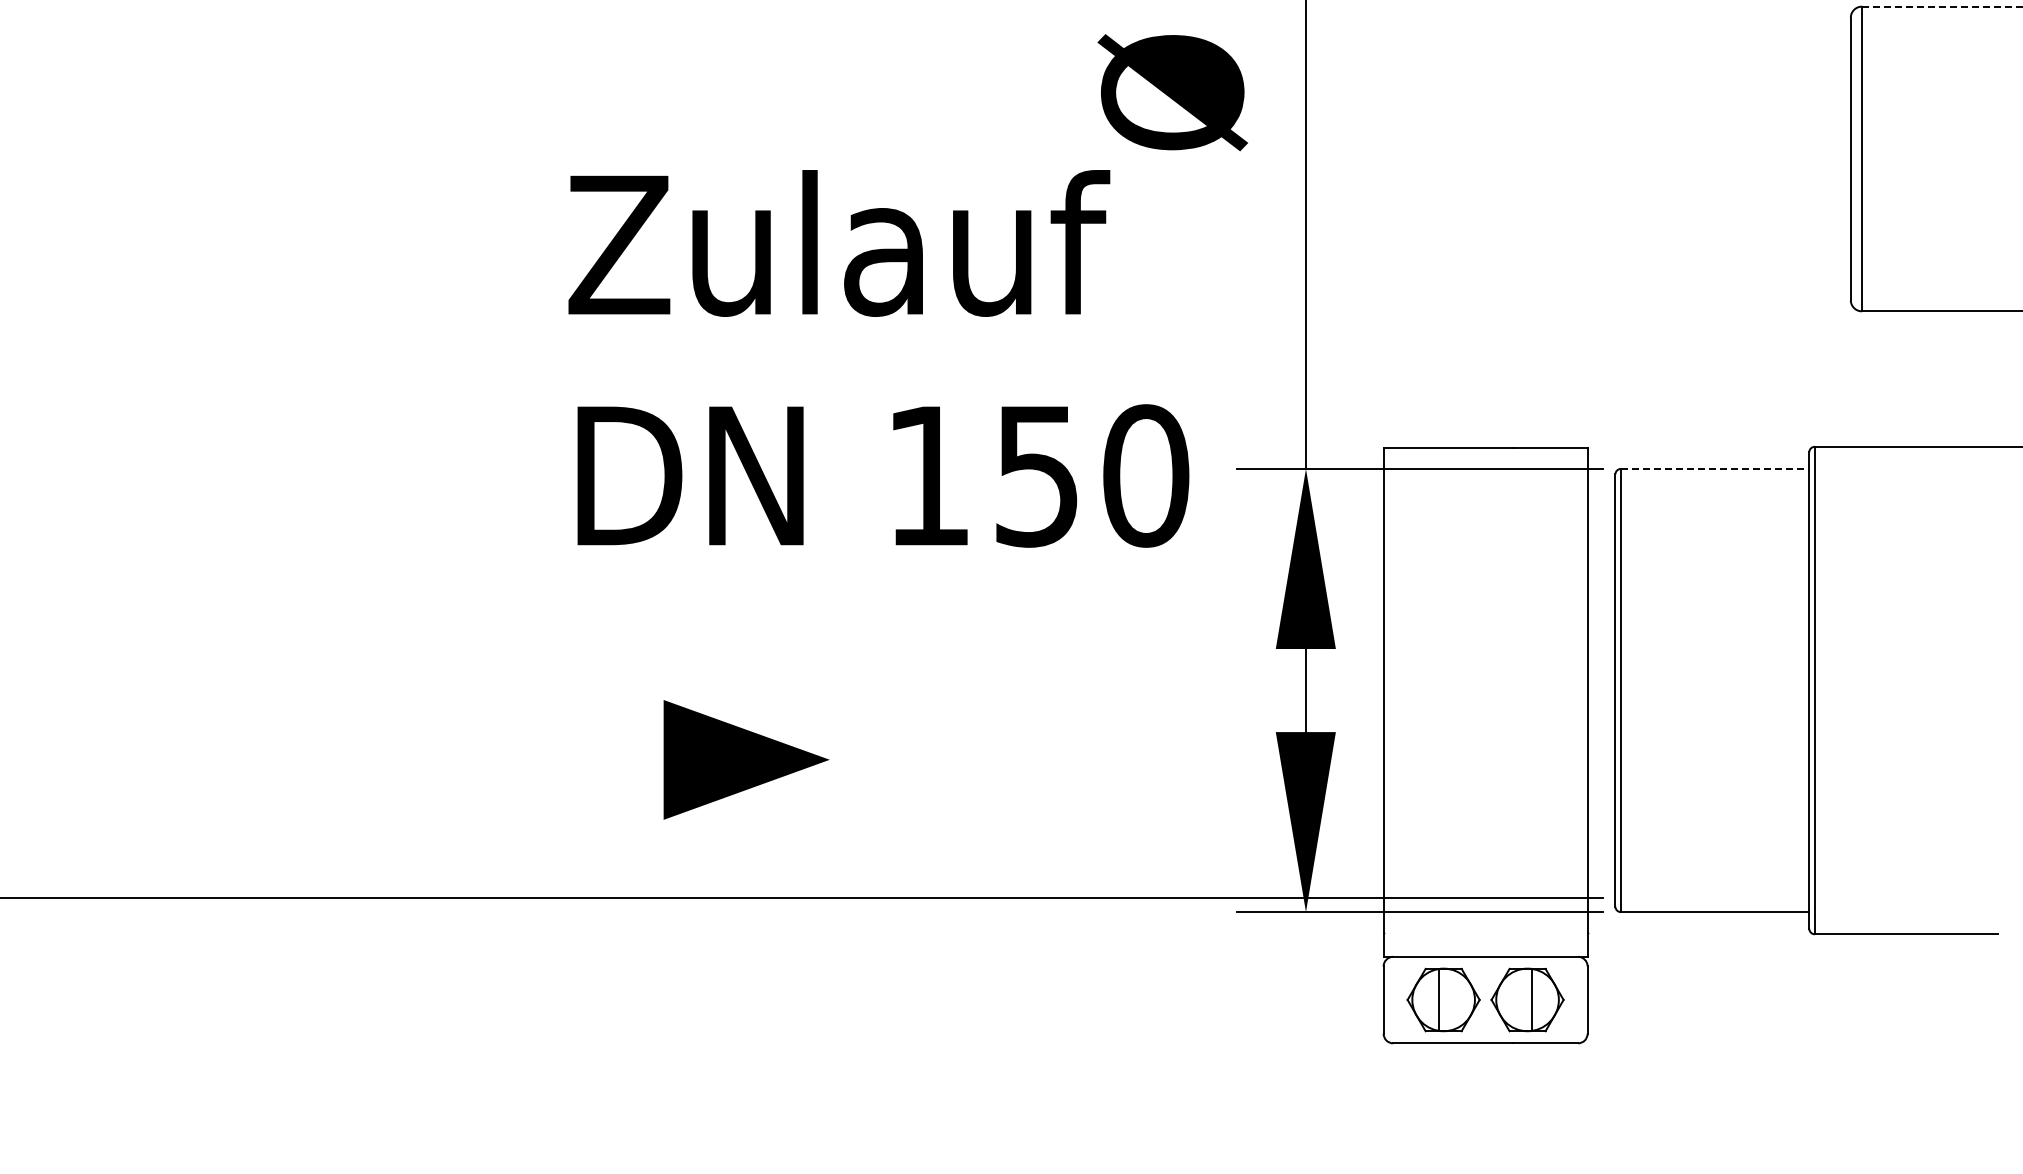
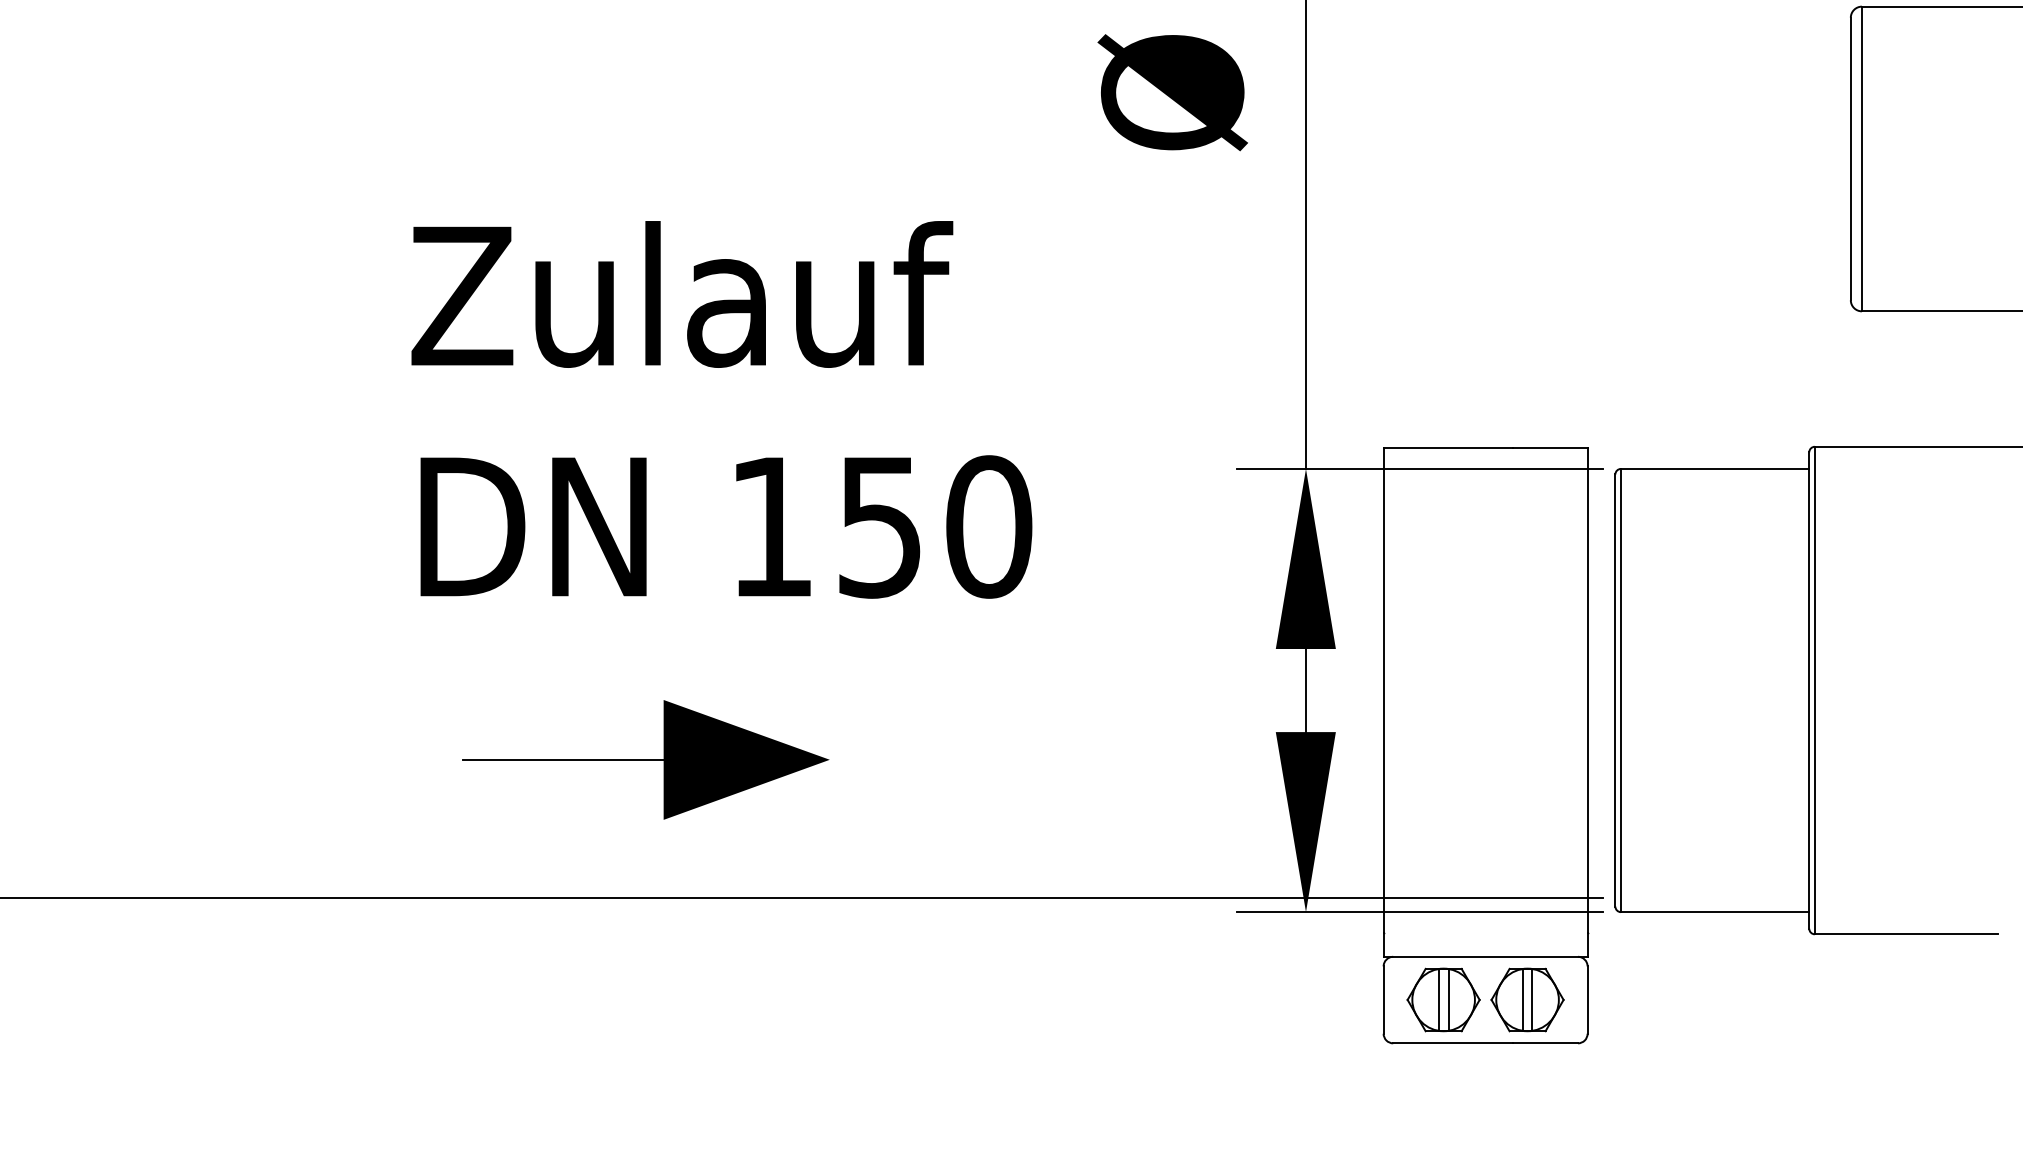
line: dashed -> solid (1941, 6)
text position: (878, 358) -> (721, 409) (721, 409)
line: dashed -> solid (1715, 468)
line: none -> present (562, 759)
line: none -> present (1448, 999)
line: none -> present (1522, 999)
